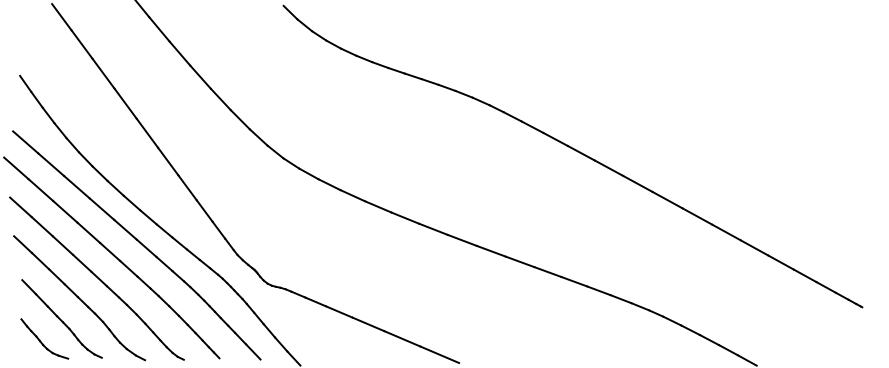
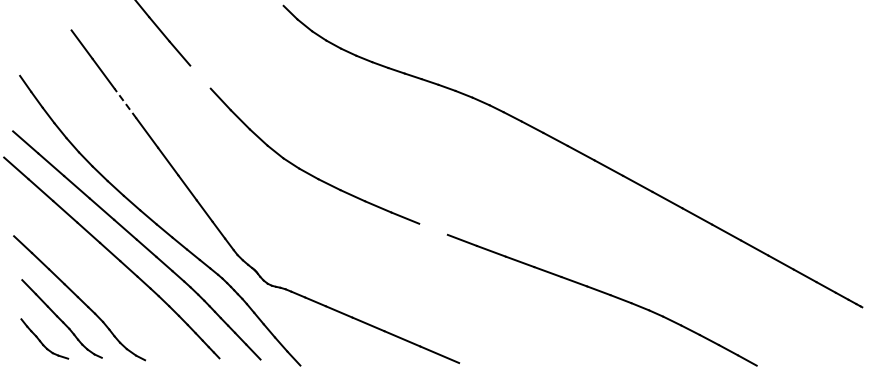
line: present -> none (61, 17)
line: present -> none (200, 76)
line: solid -> dashed (125, 103)
line: present -> none (433, 228)
part: present -> none (96, 278)
